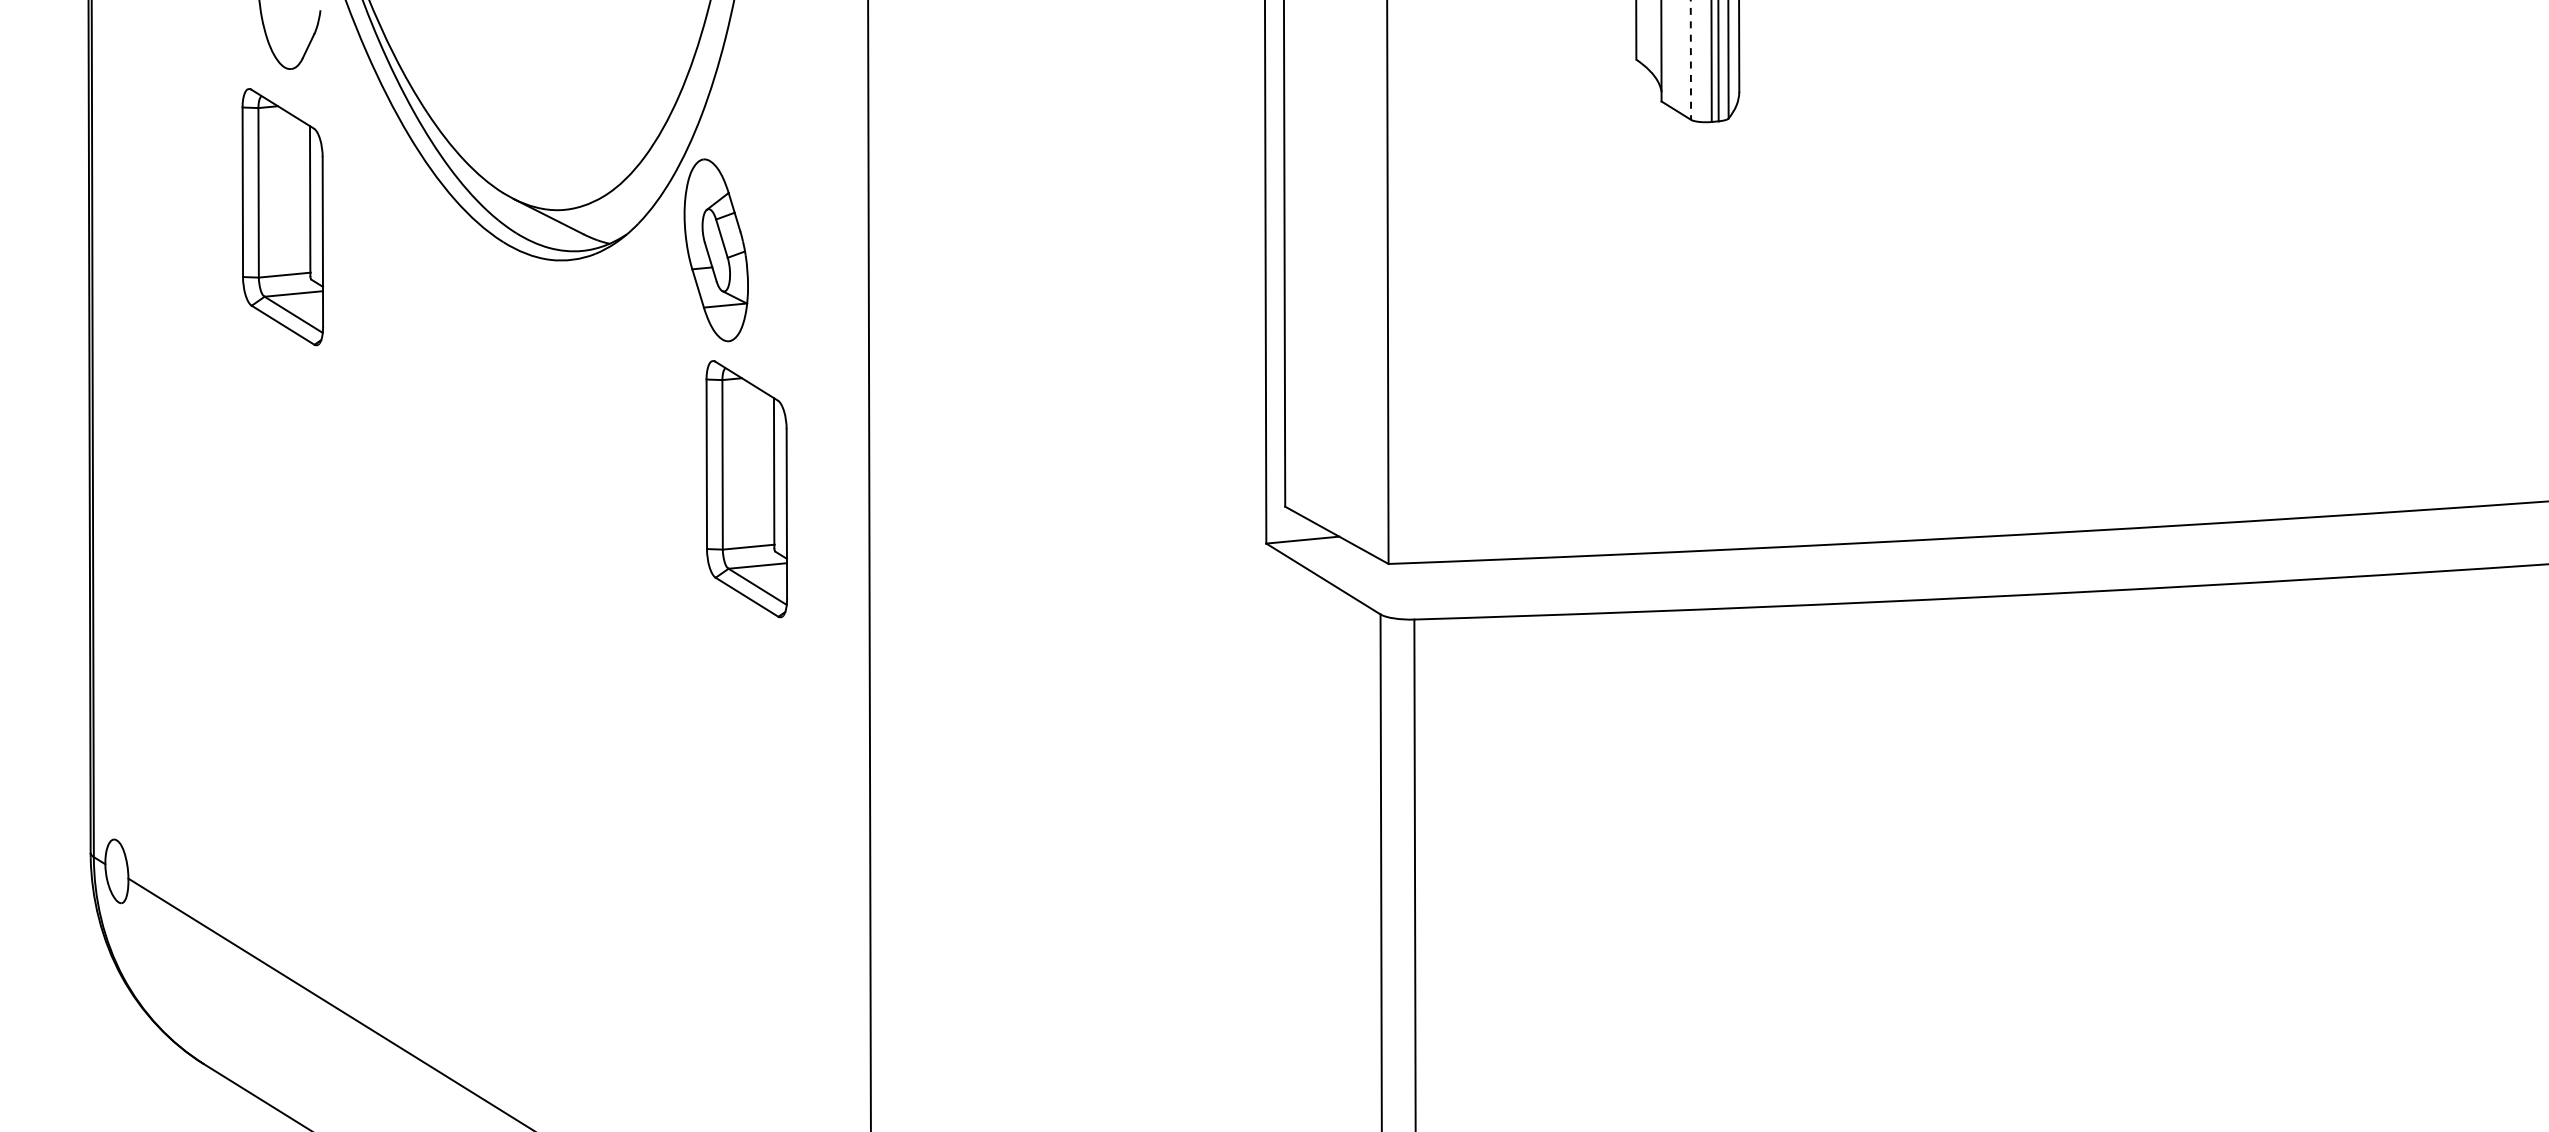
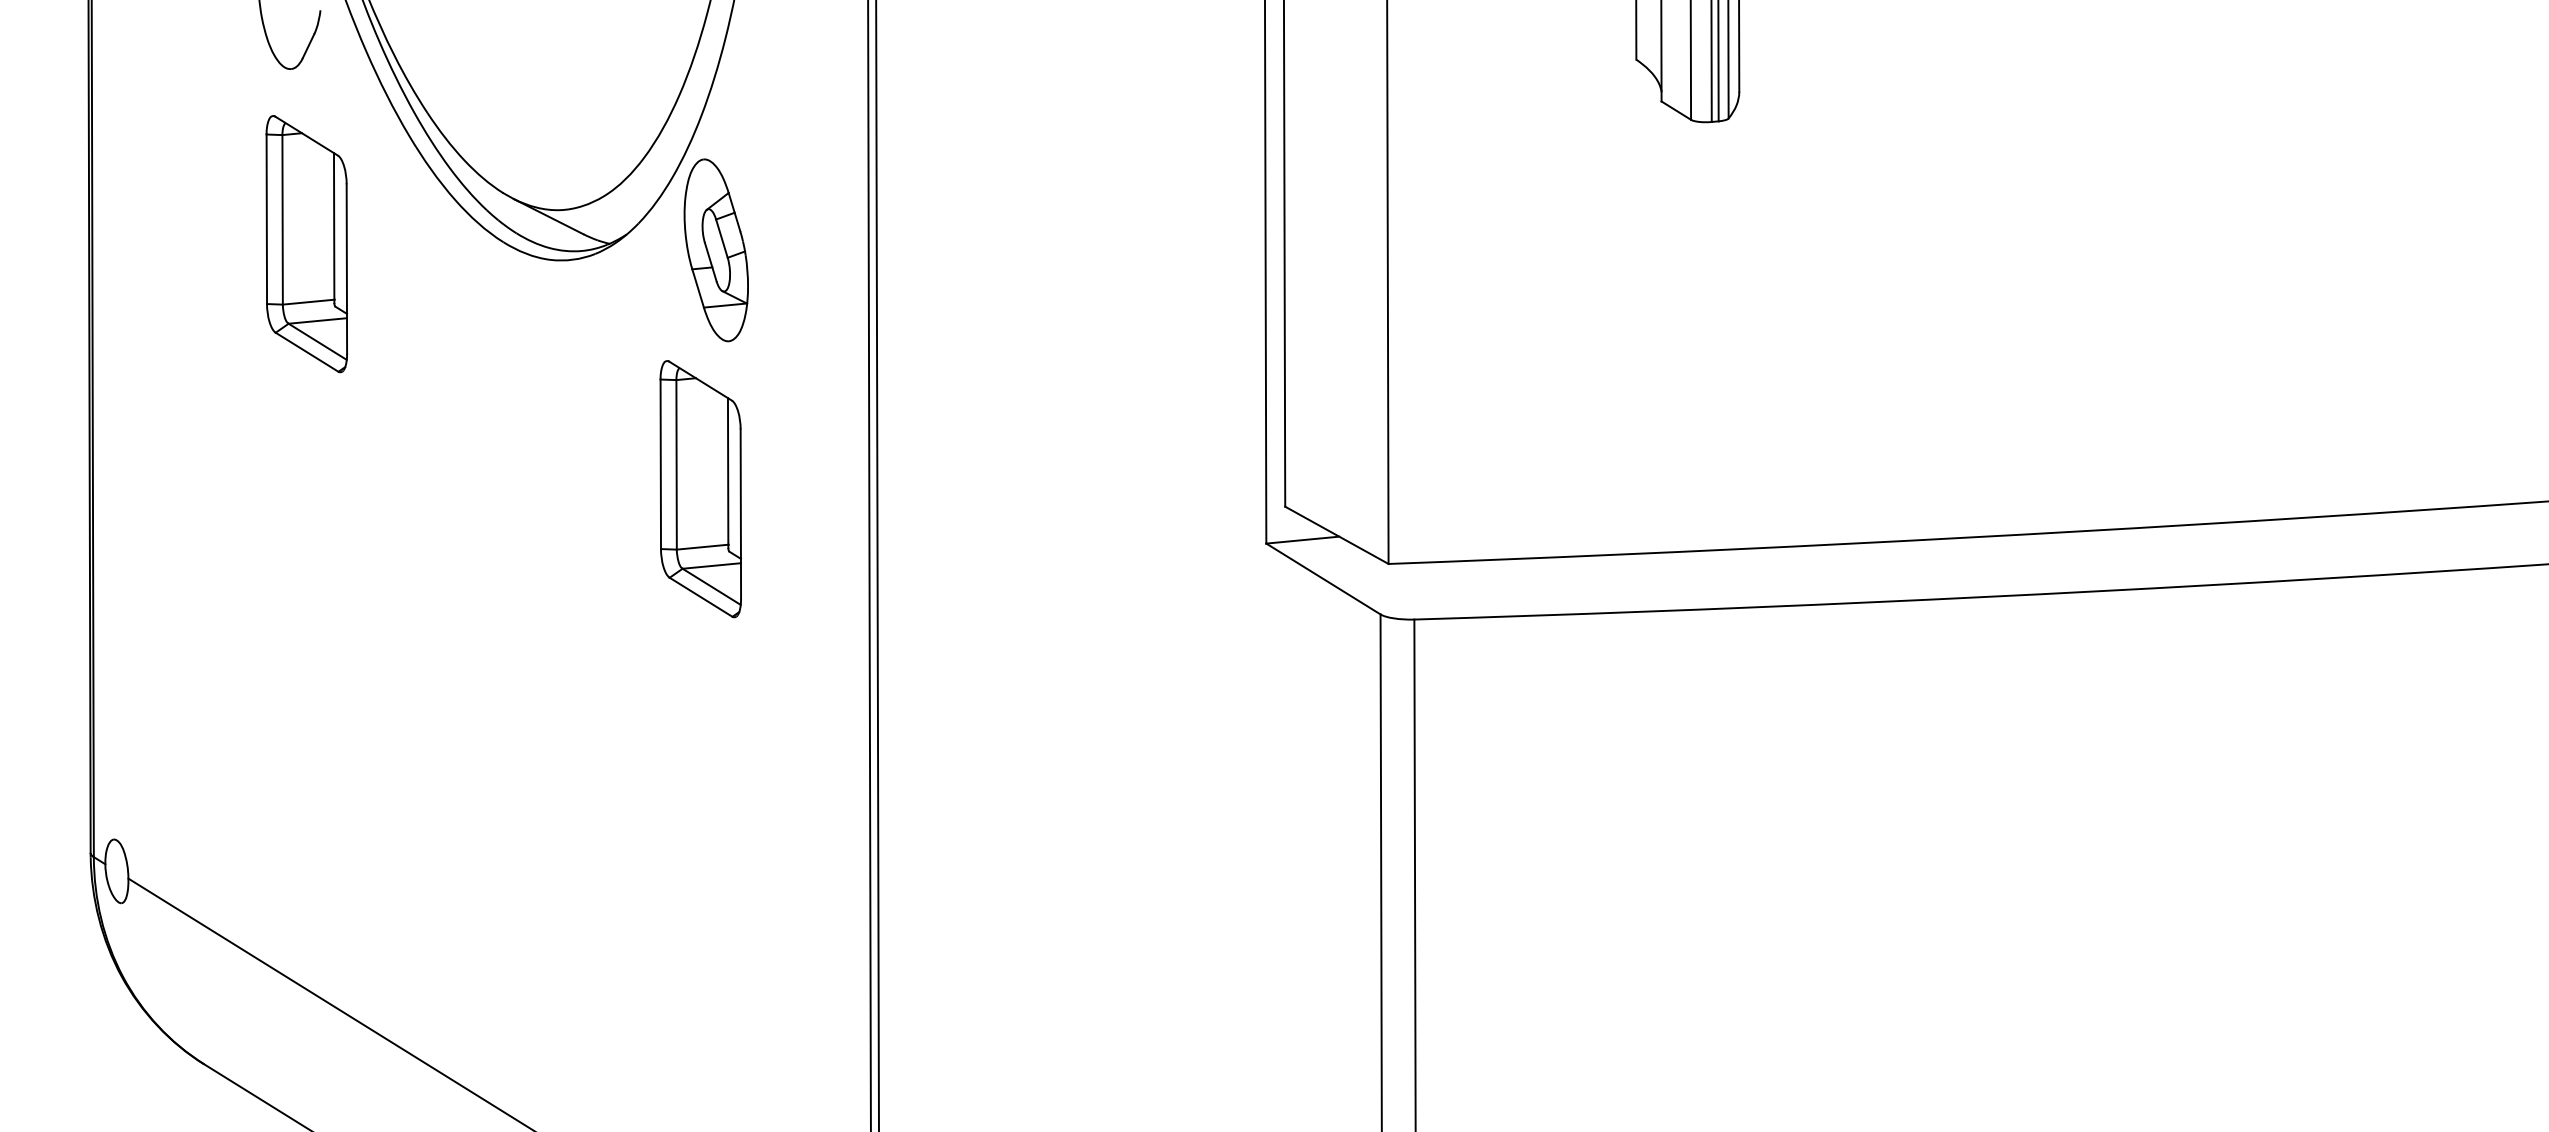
line: dashed -> solid (1690, 60)
part position: (282, 217) -> (306, 244) (306, 244)
part position: (746, 489) -> (700, 489) (700, 489)
line: none -> present (877, 565)
